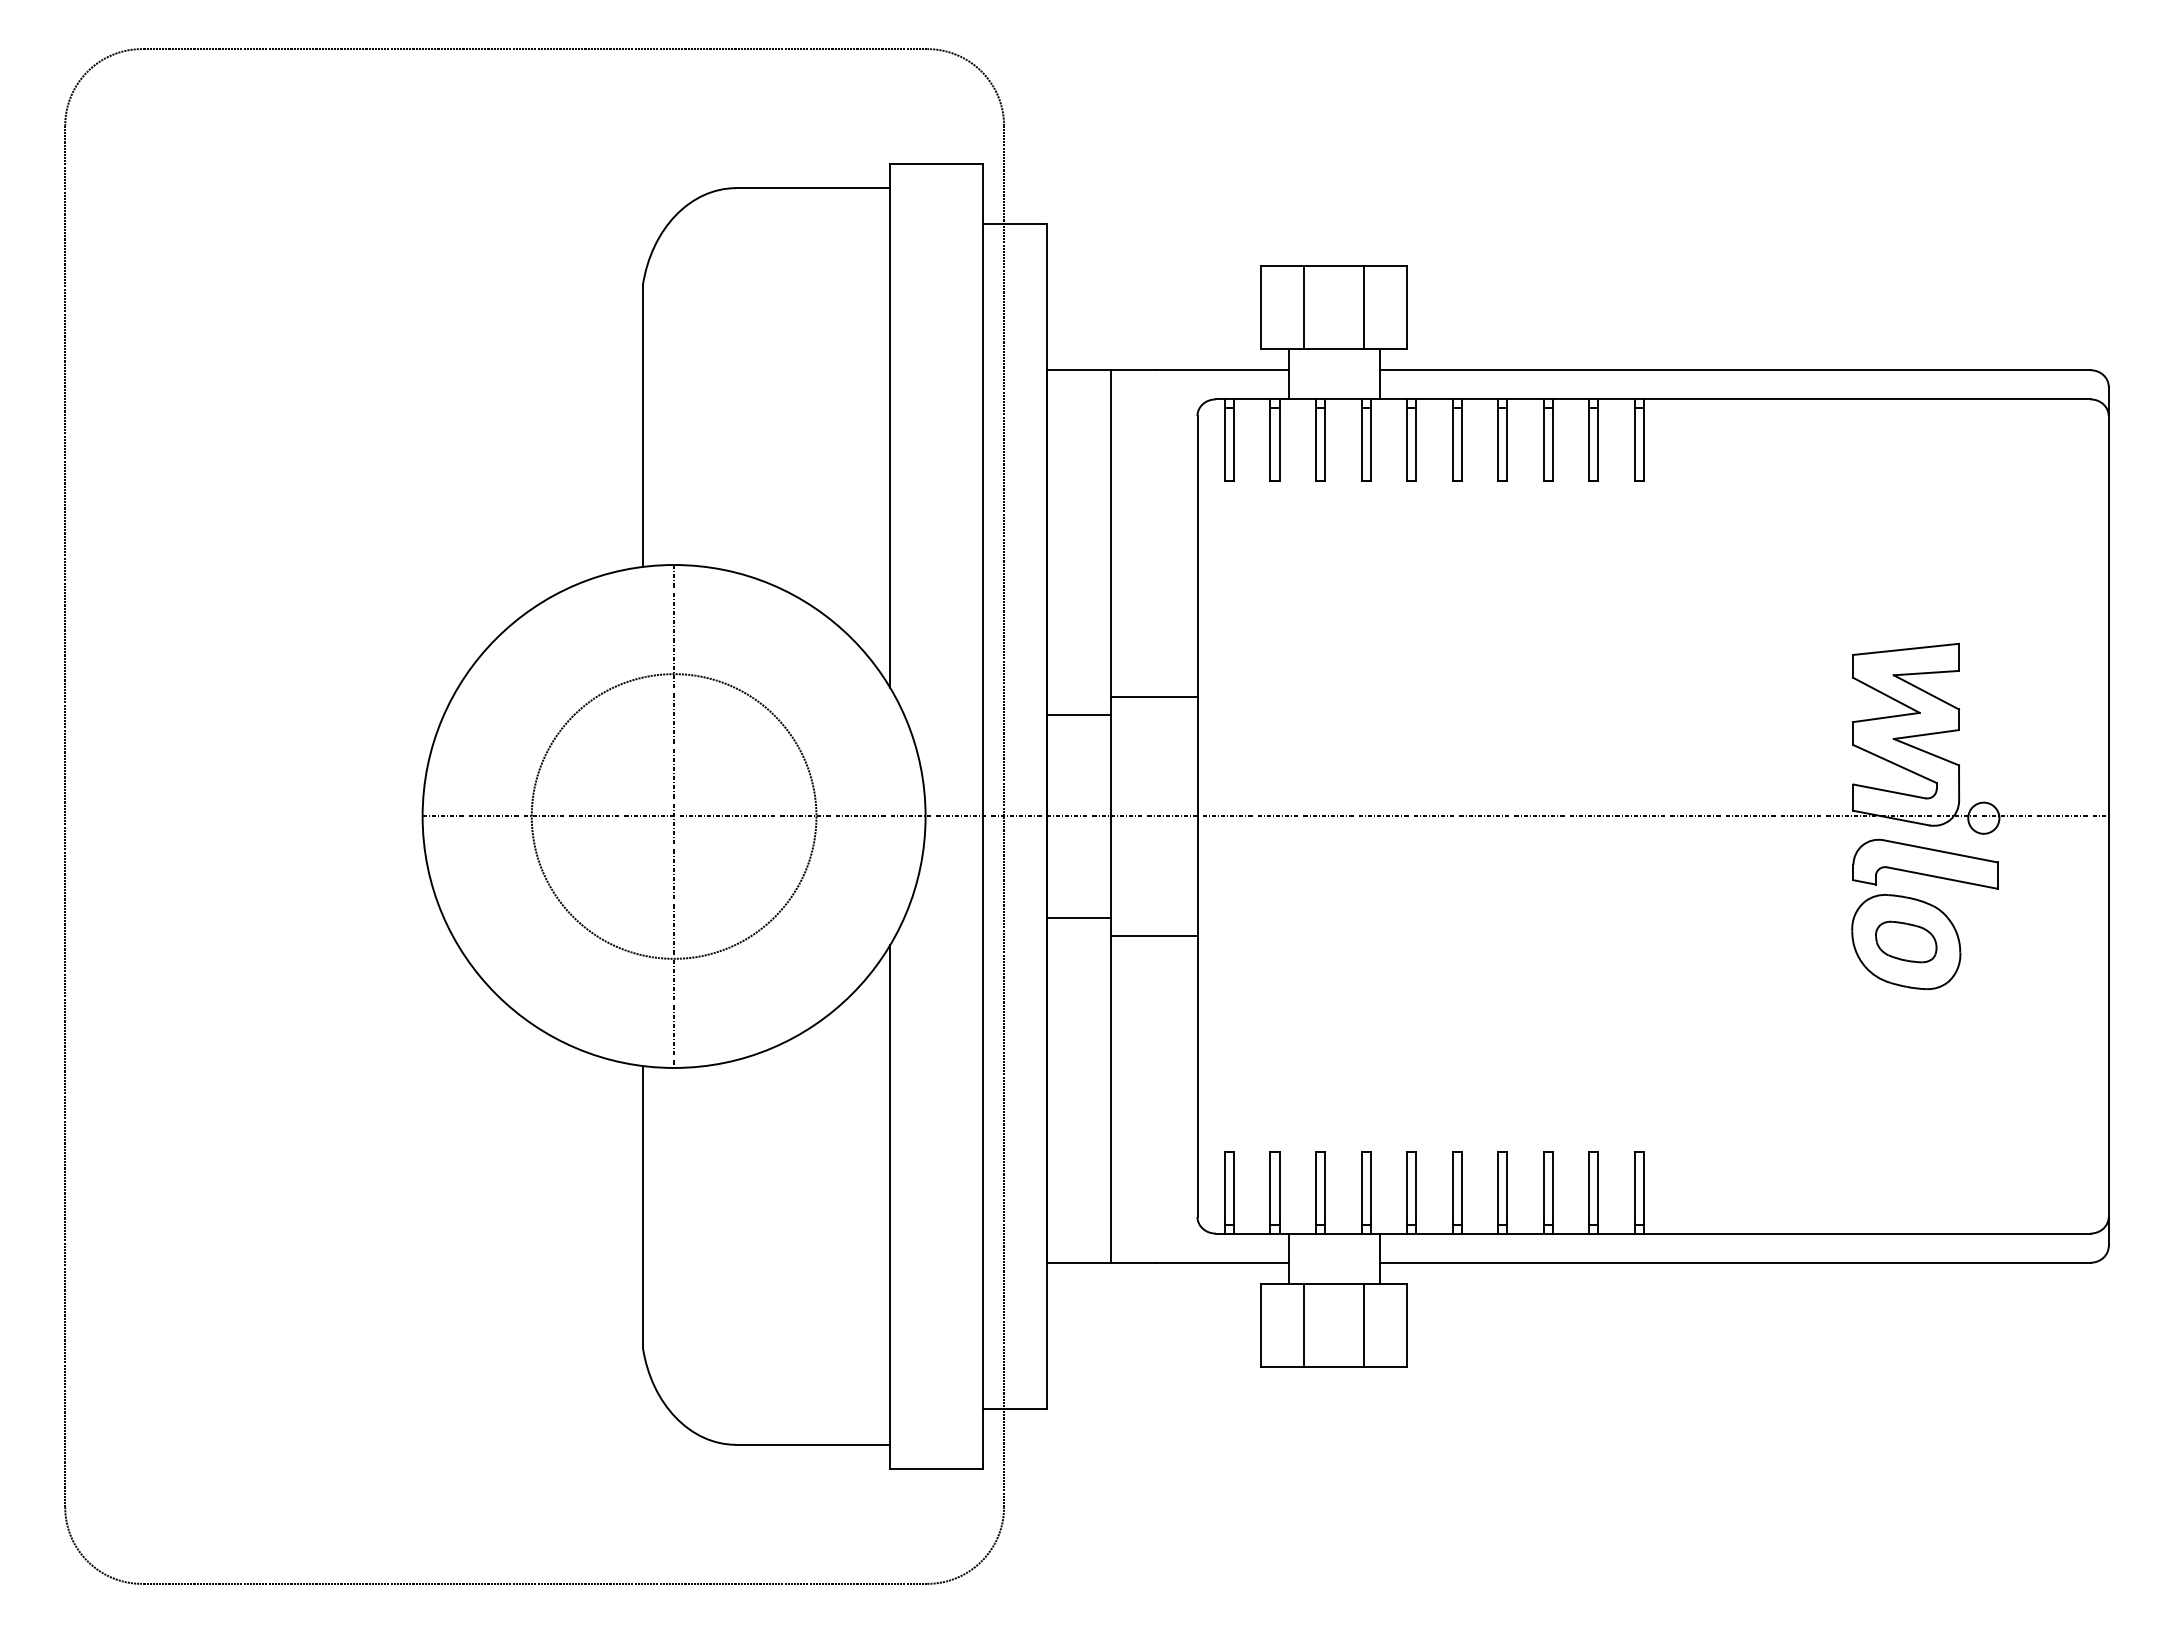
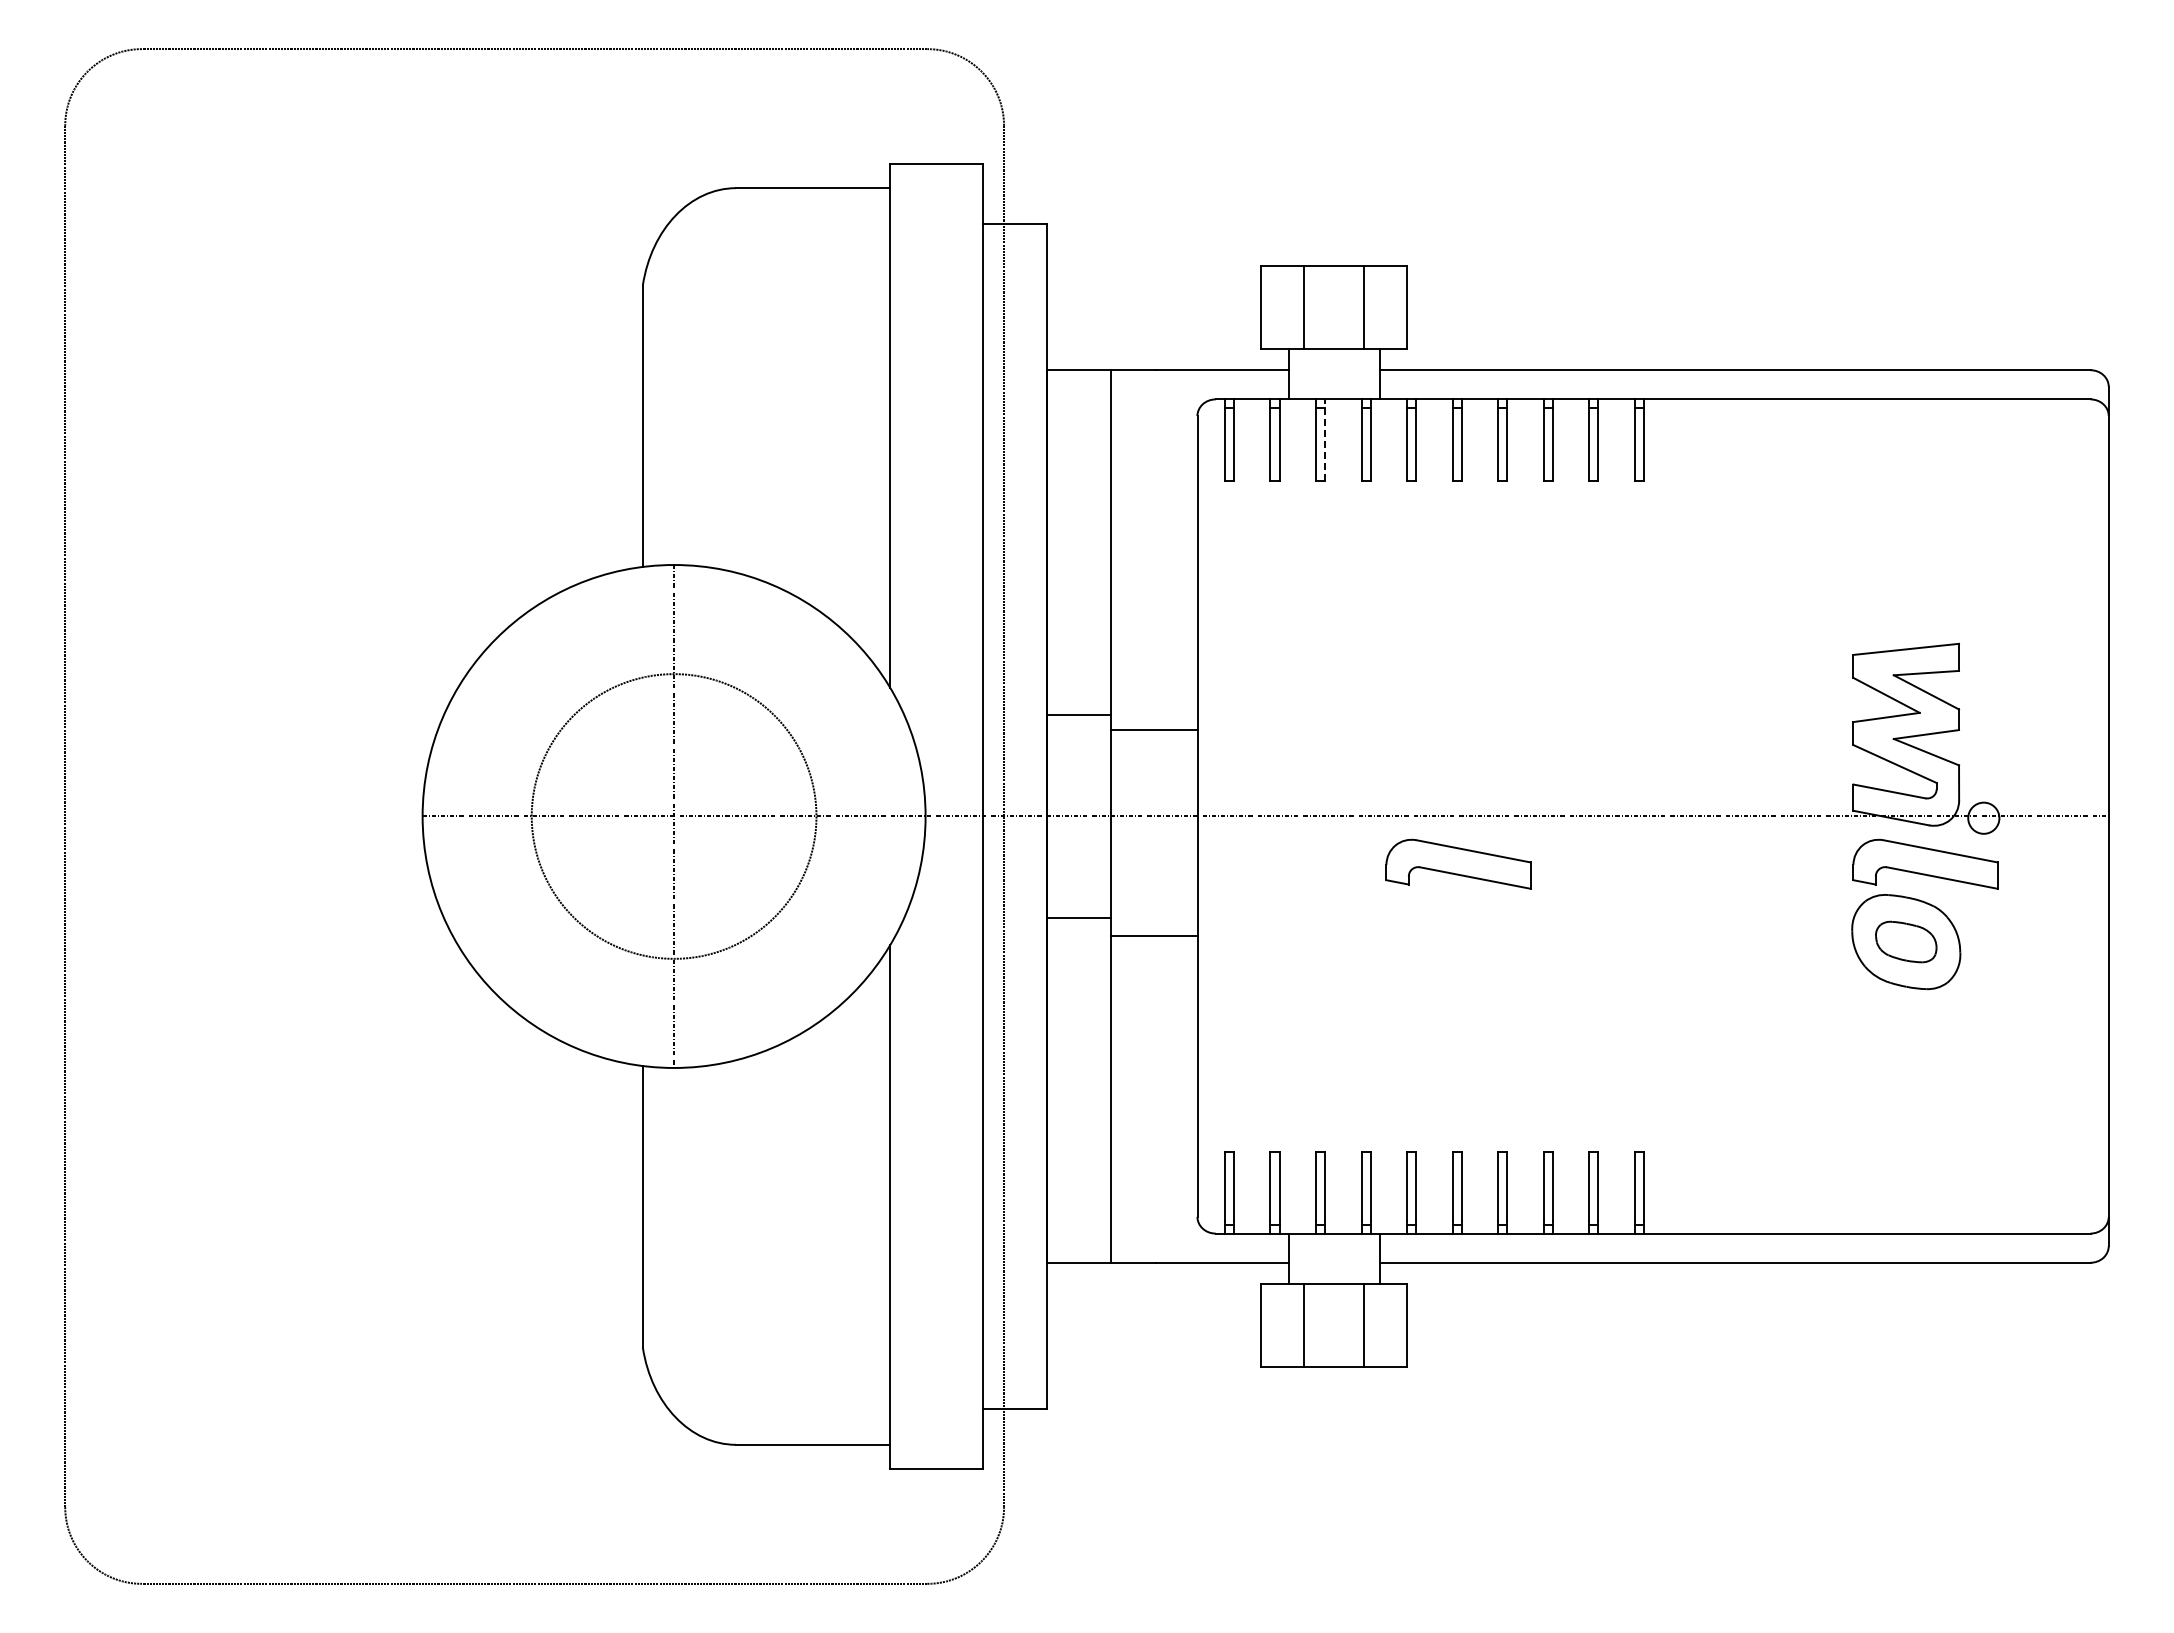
line: solid -> dashed (1325, 440)
line position: (1153, 696) -> (1153, 729) (1153, 729)
part: none -> present (1458, 863)
